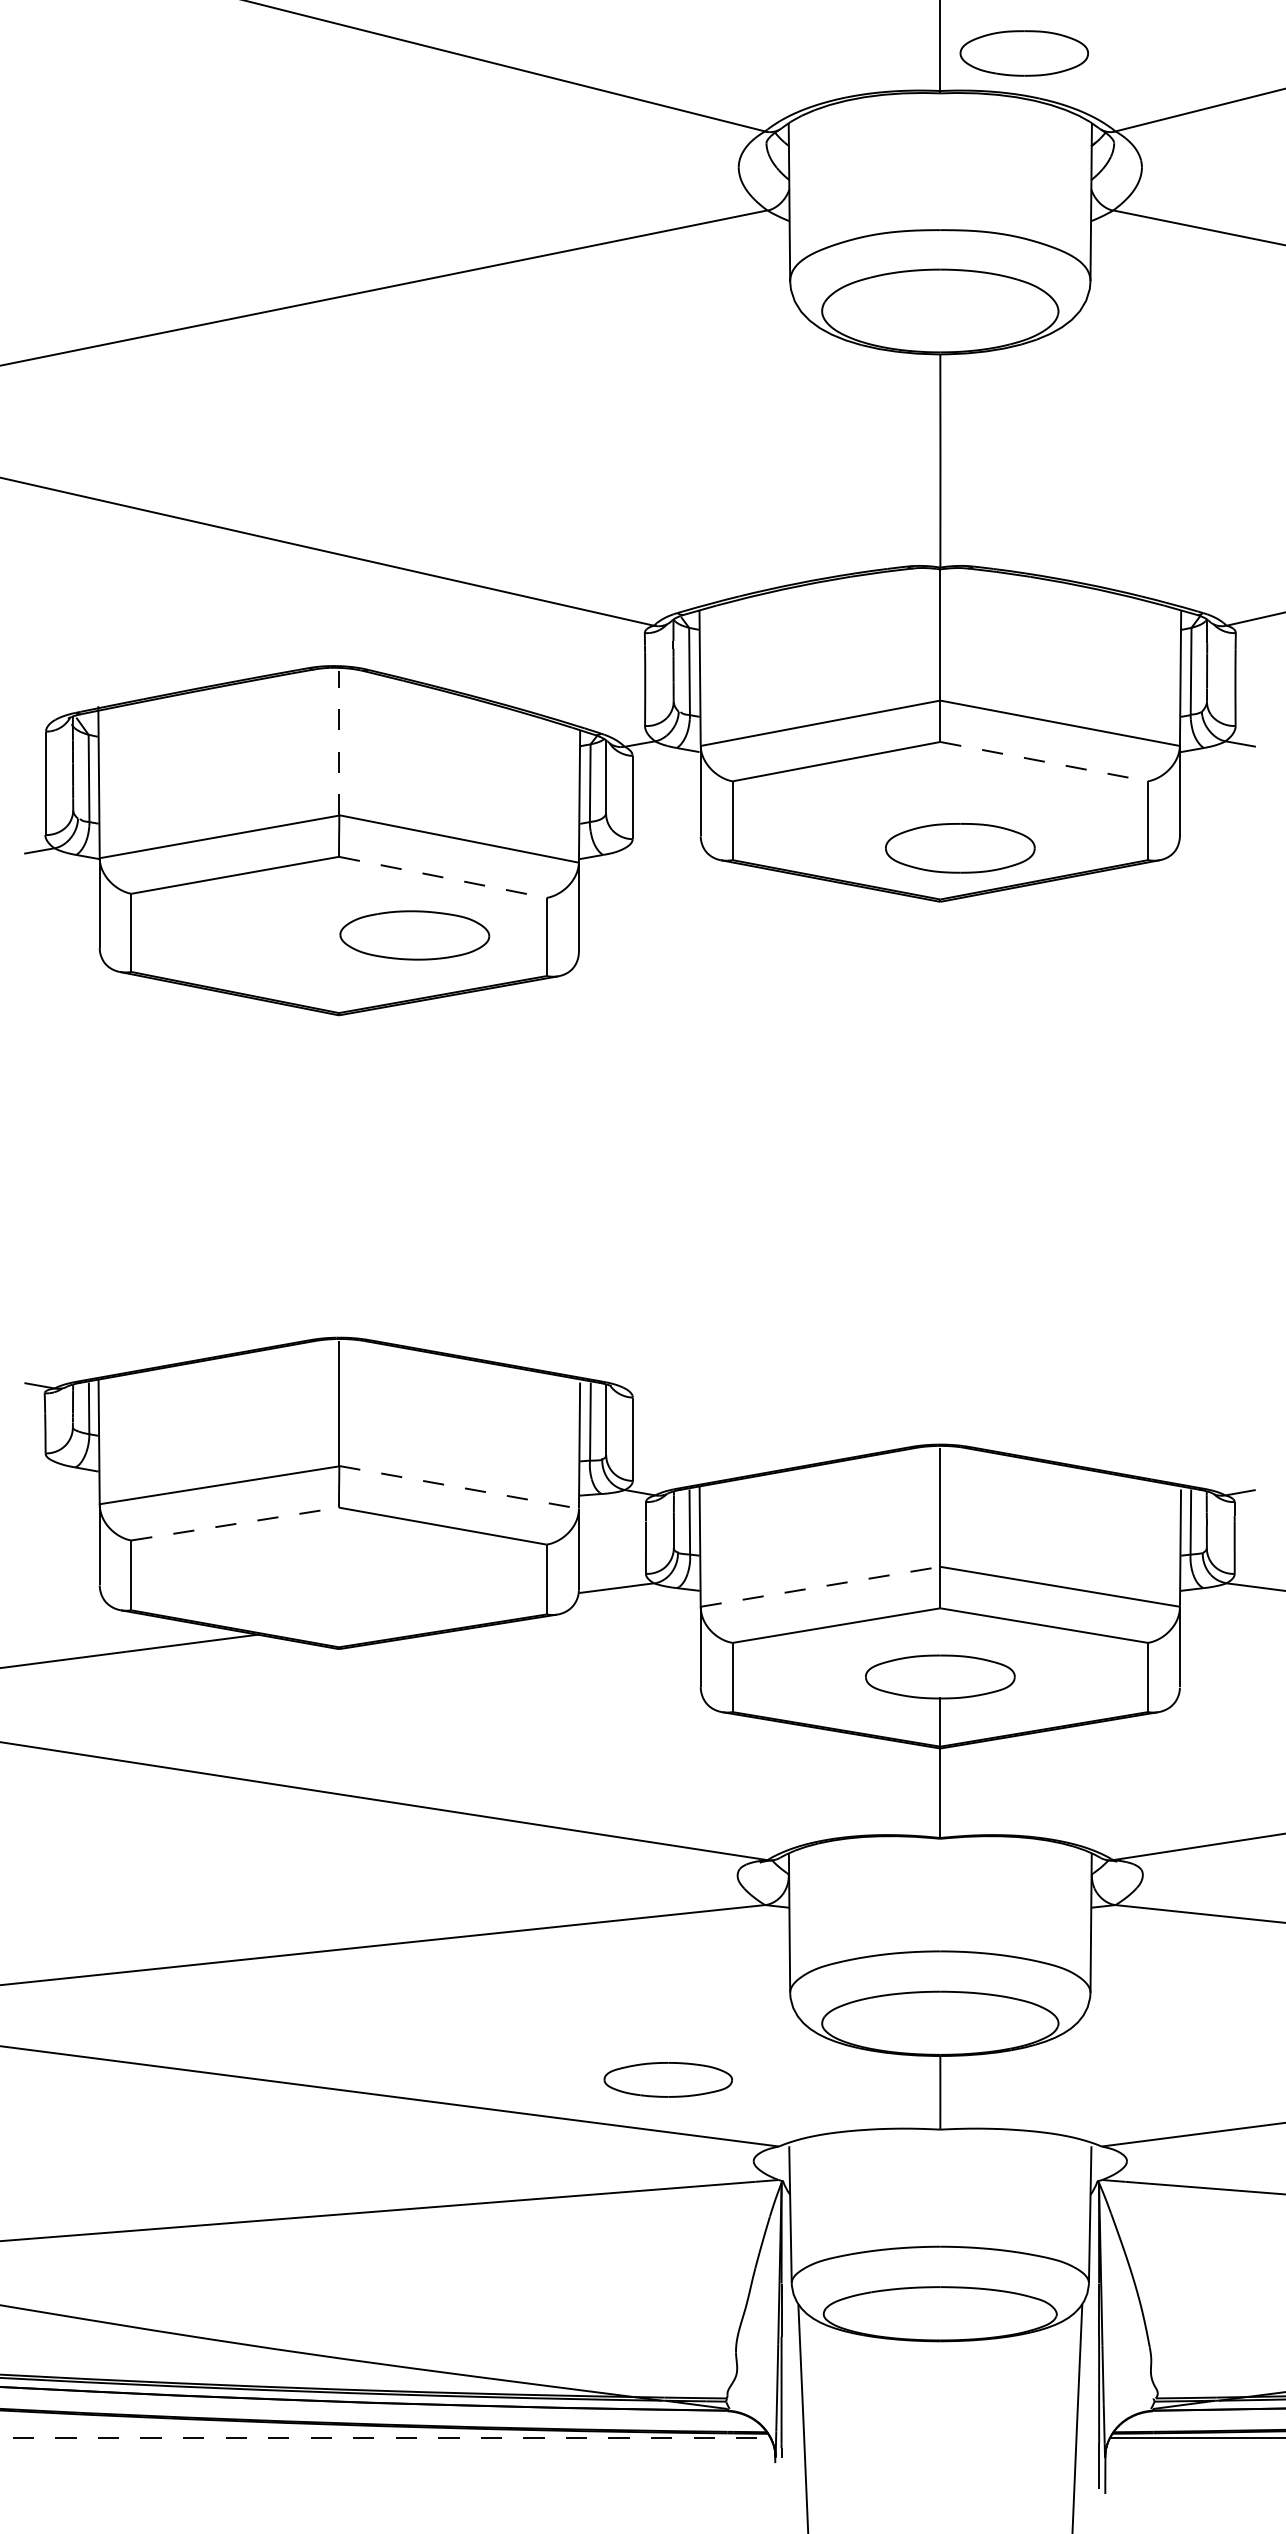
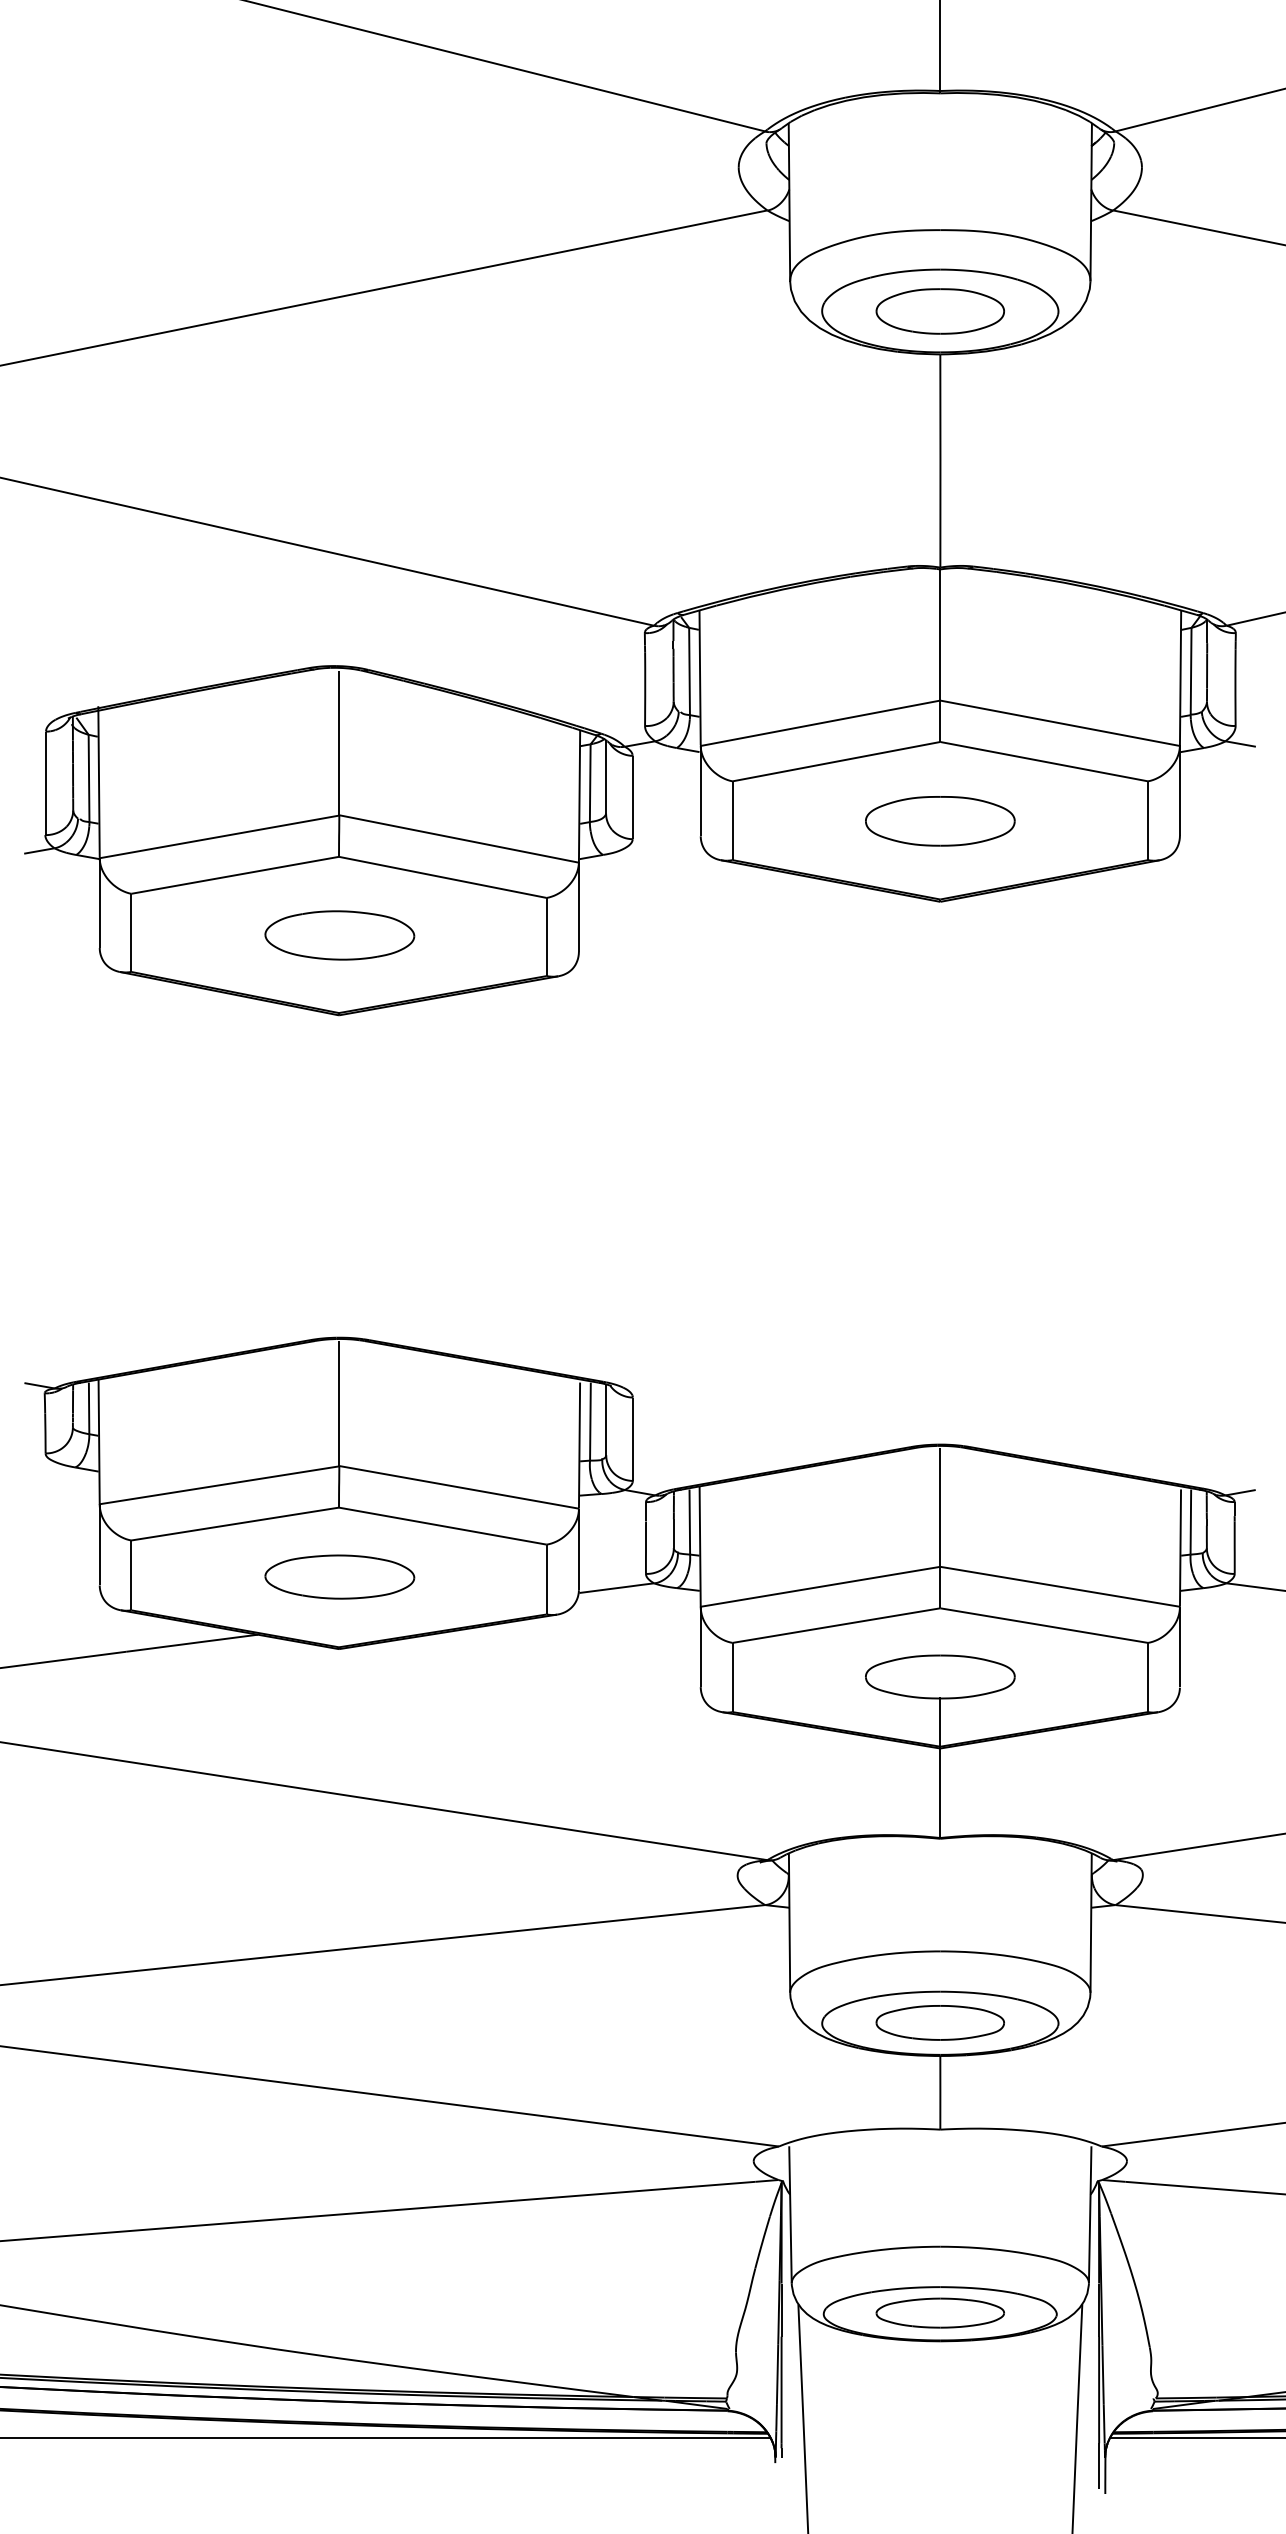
part position: (1023, 53) -> (939, 311) (939, 311)
line: dashed -> solid (339, 742)
line: dashed -> solid (1044, 761)
part position: (960, 848) -> (940, 821) (940, 821)
line: dashed -> solid (442, 877)
part position: (414, 935) -> (339, 935) (339, 935)
line: dashed -> solid (459, 1487)
line: dashed -> solid (235, 1523)
part: none -> present (339, 1576)
line: dashed -> solid (821, 1586)
part position: (667, 2079) -> (939, 2022) (939, 2022)
part: none -> present (939, 2312)
line: dashed -> solid (385, 2438)
